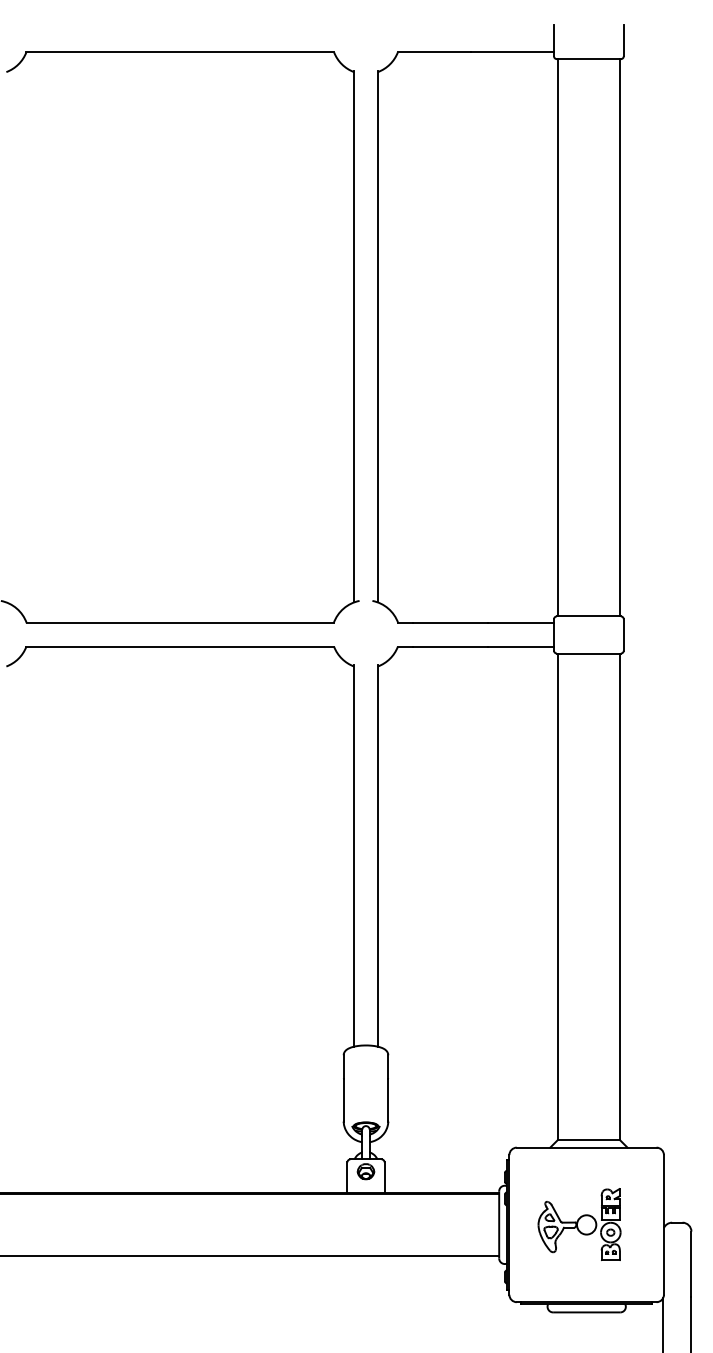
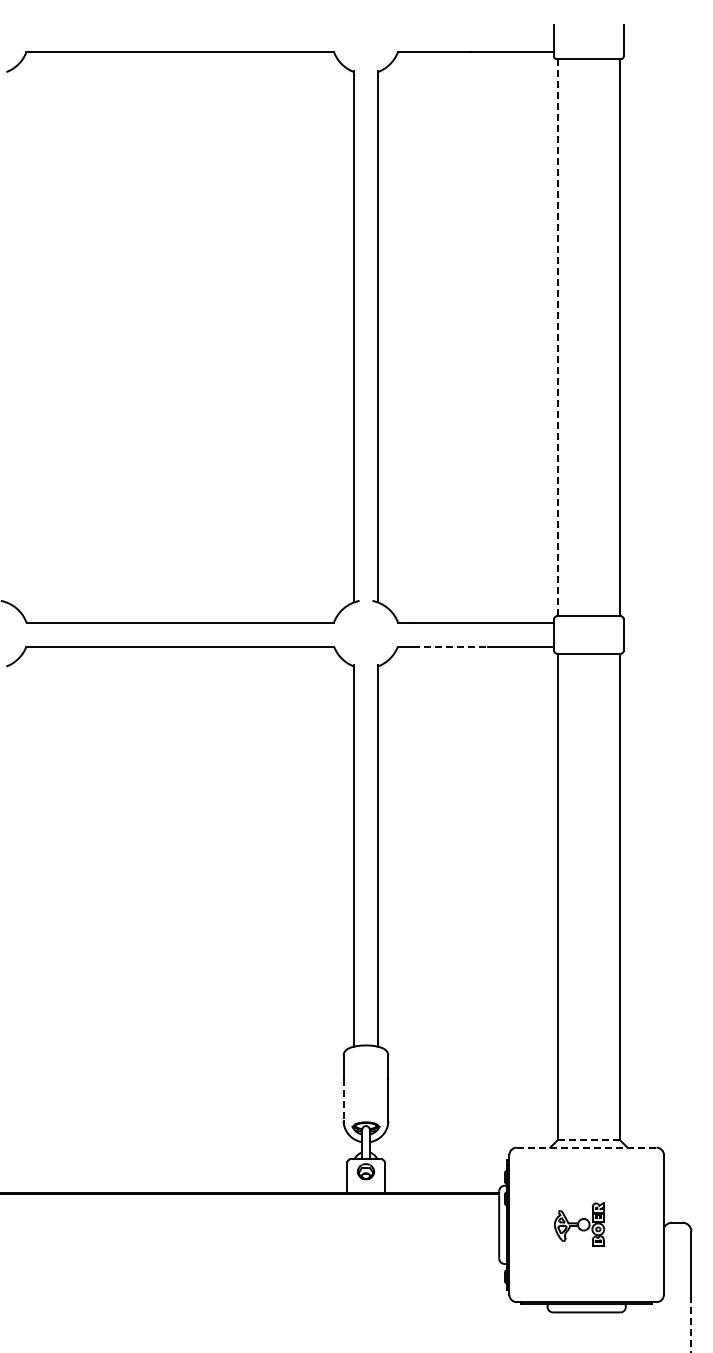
line: solid -> dashed (557, 337)
line: solid -> dashed (450, 646)
line: solid -> dashed (343, 1100)
line: solid -> dashed (589, 1140)
line: solid -> dashed (586, 1147)
part size: 85x73 px -> 52x45 px (579, 1224)
line: present -> none (250, 1256)
line: present -> none (663, 1323)
line: solid -> dashed (691, 1324)
